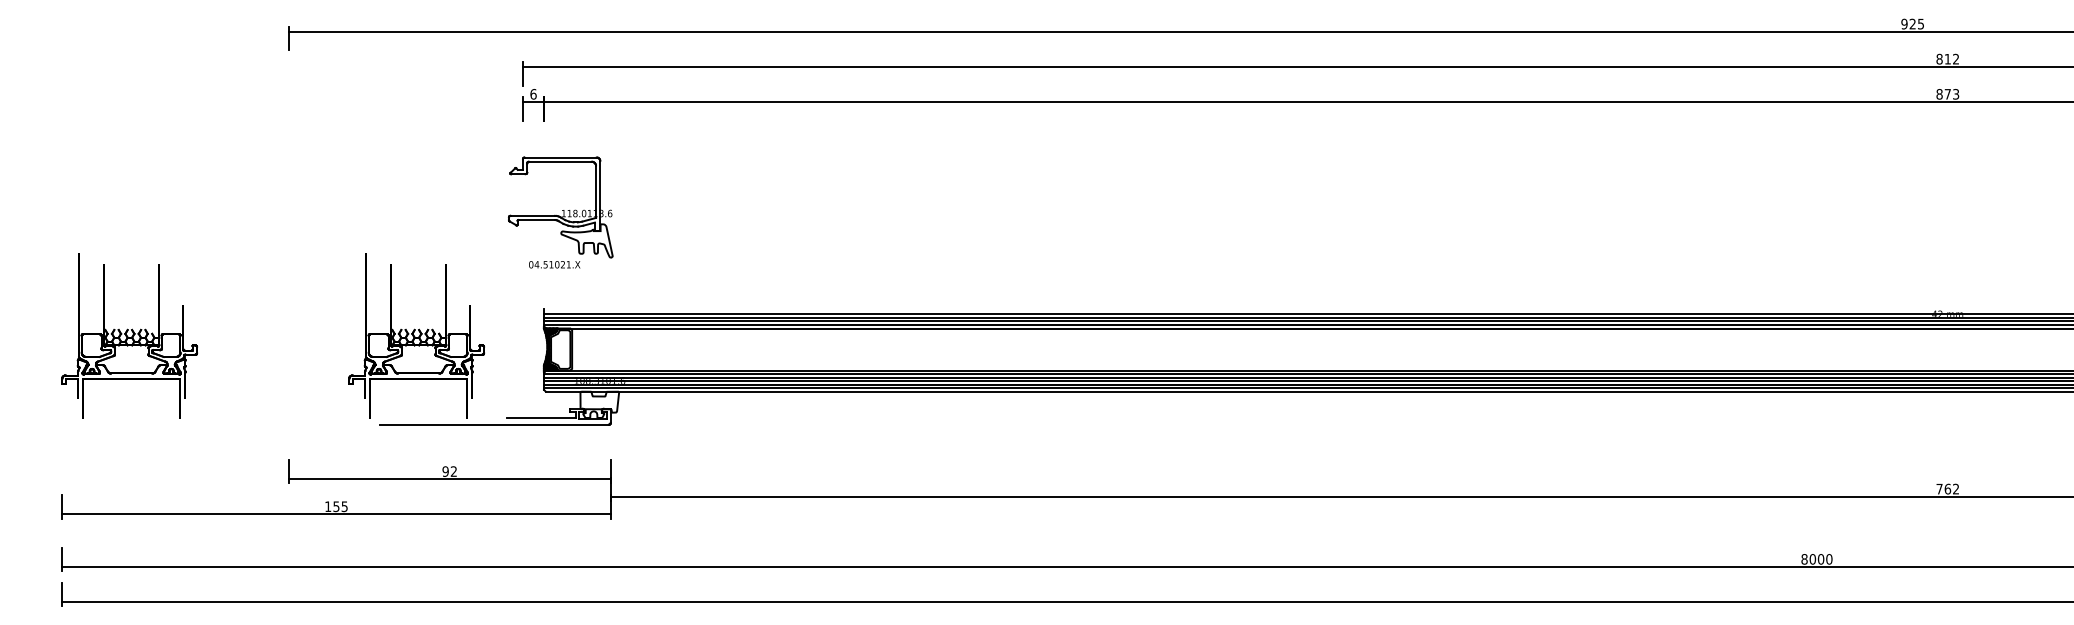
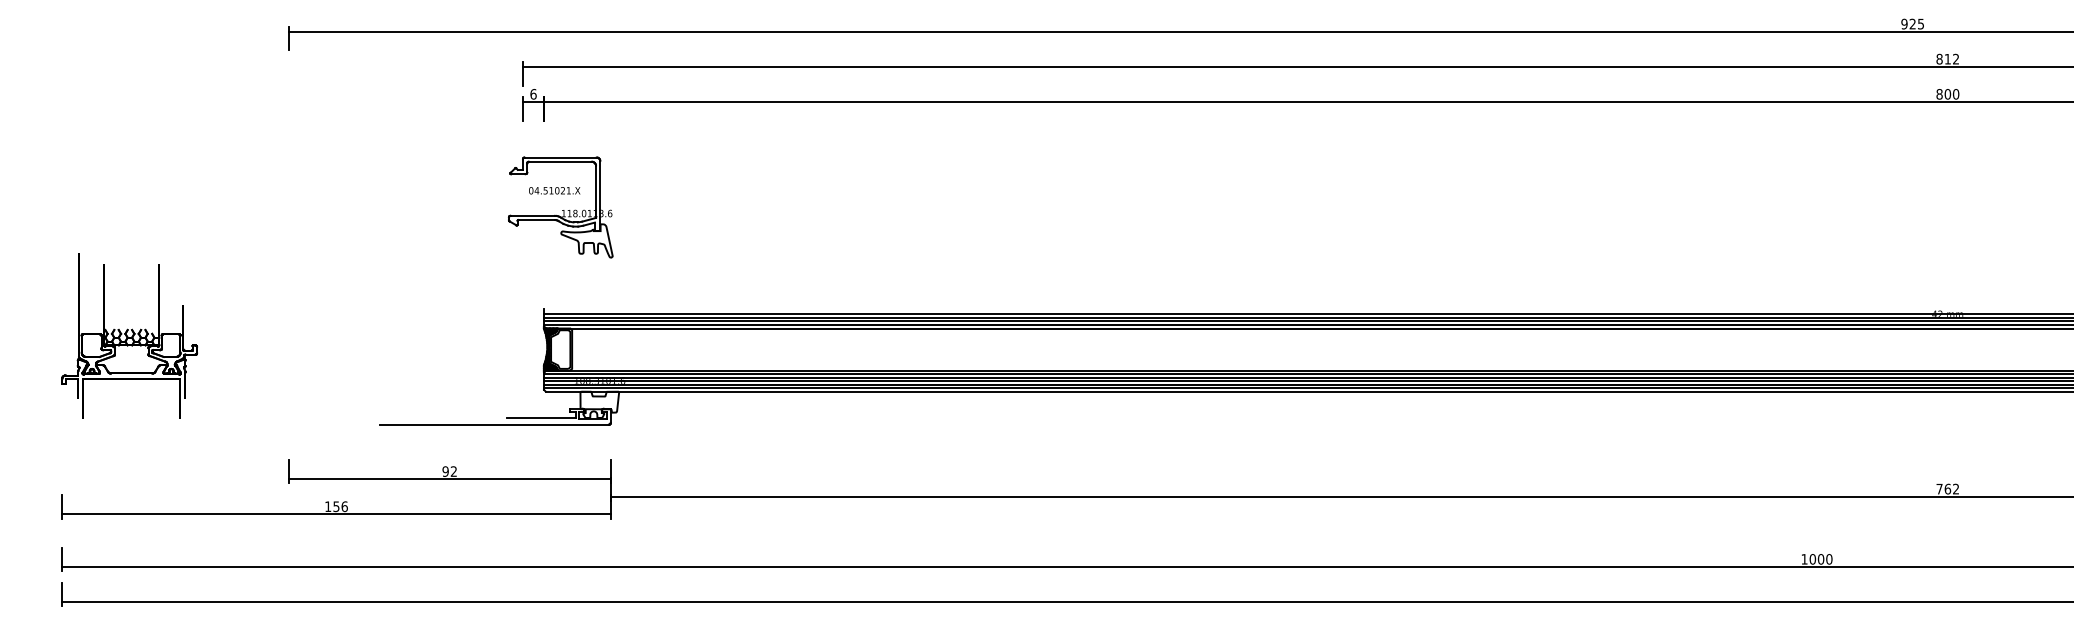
text: 873 -> 800 (1951, 94)
text position: (554, 264) -> (554, 190) (554, 190)
part: present -> none (416, 335)
text: 155 -> 156 (344, 506)
text: 8000 -> 1000 (1804, 559)
